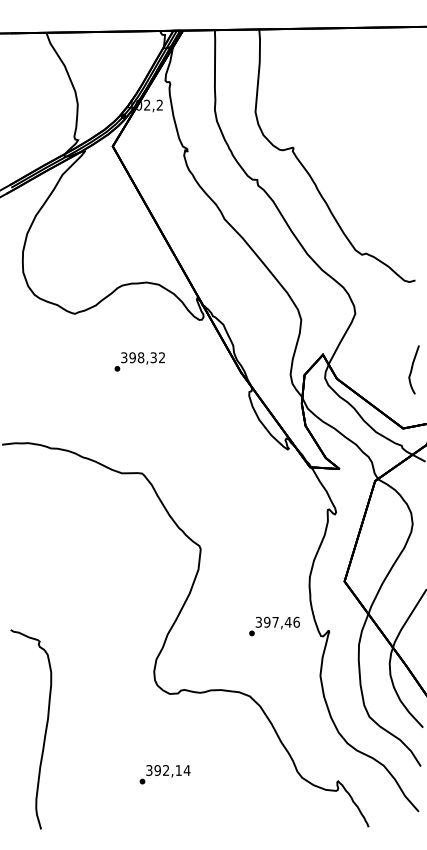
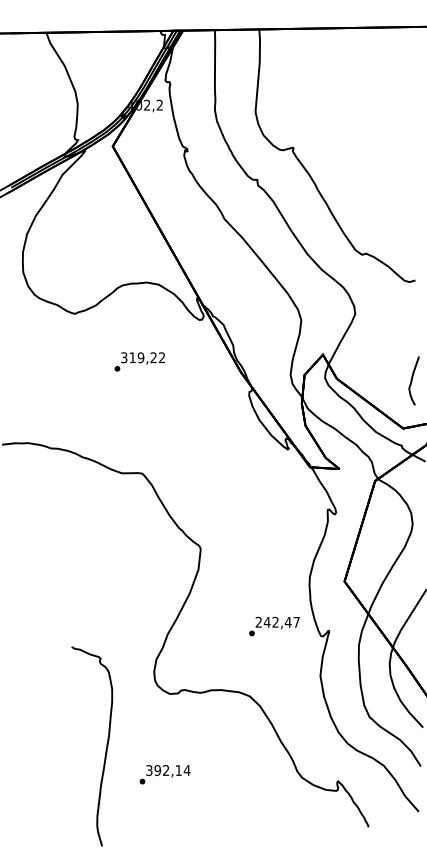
text: 398,32 -> 319,22 (142, 357)
curve position: (412, 369) -> (412, 380) (412, 380)
text: 397,46 -> 242,47 (277, 621)
part position: (44, 732) -> (105, 749) (105, 749)
